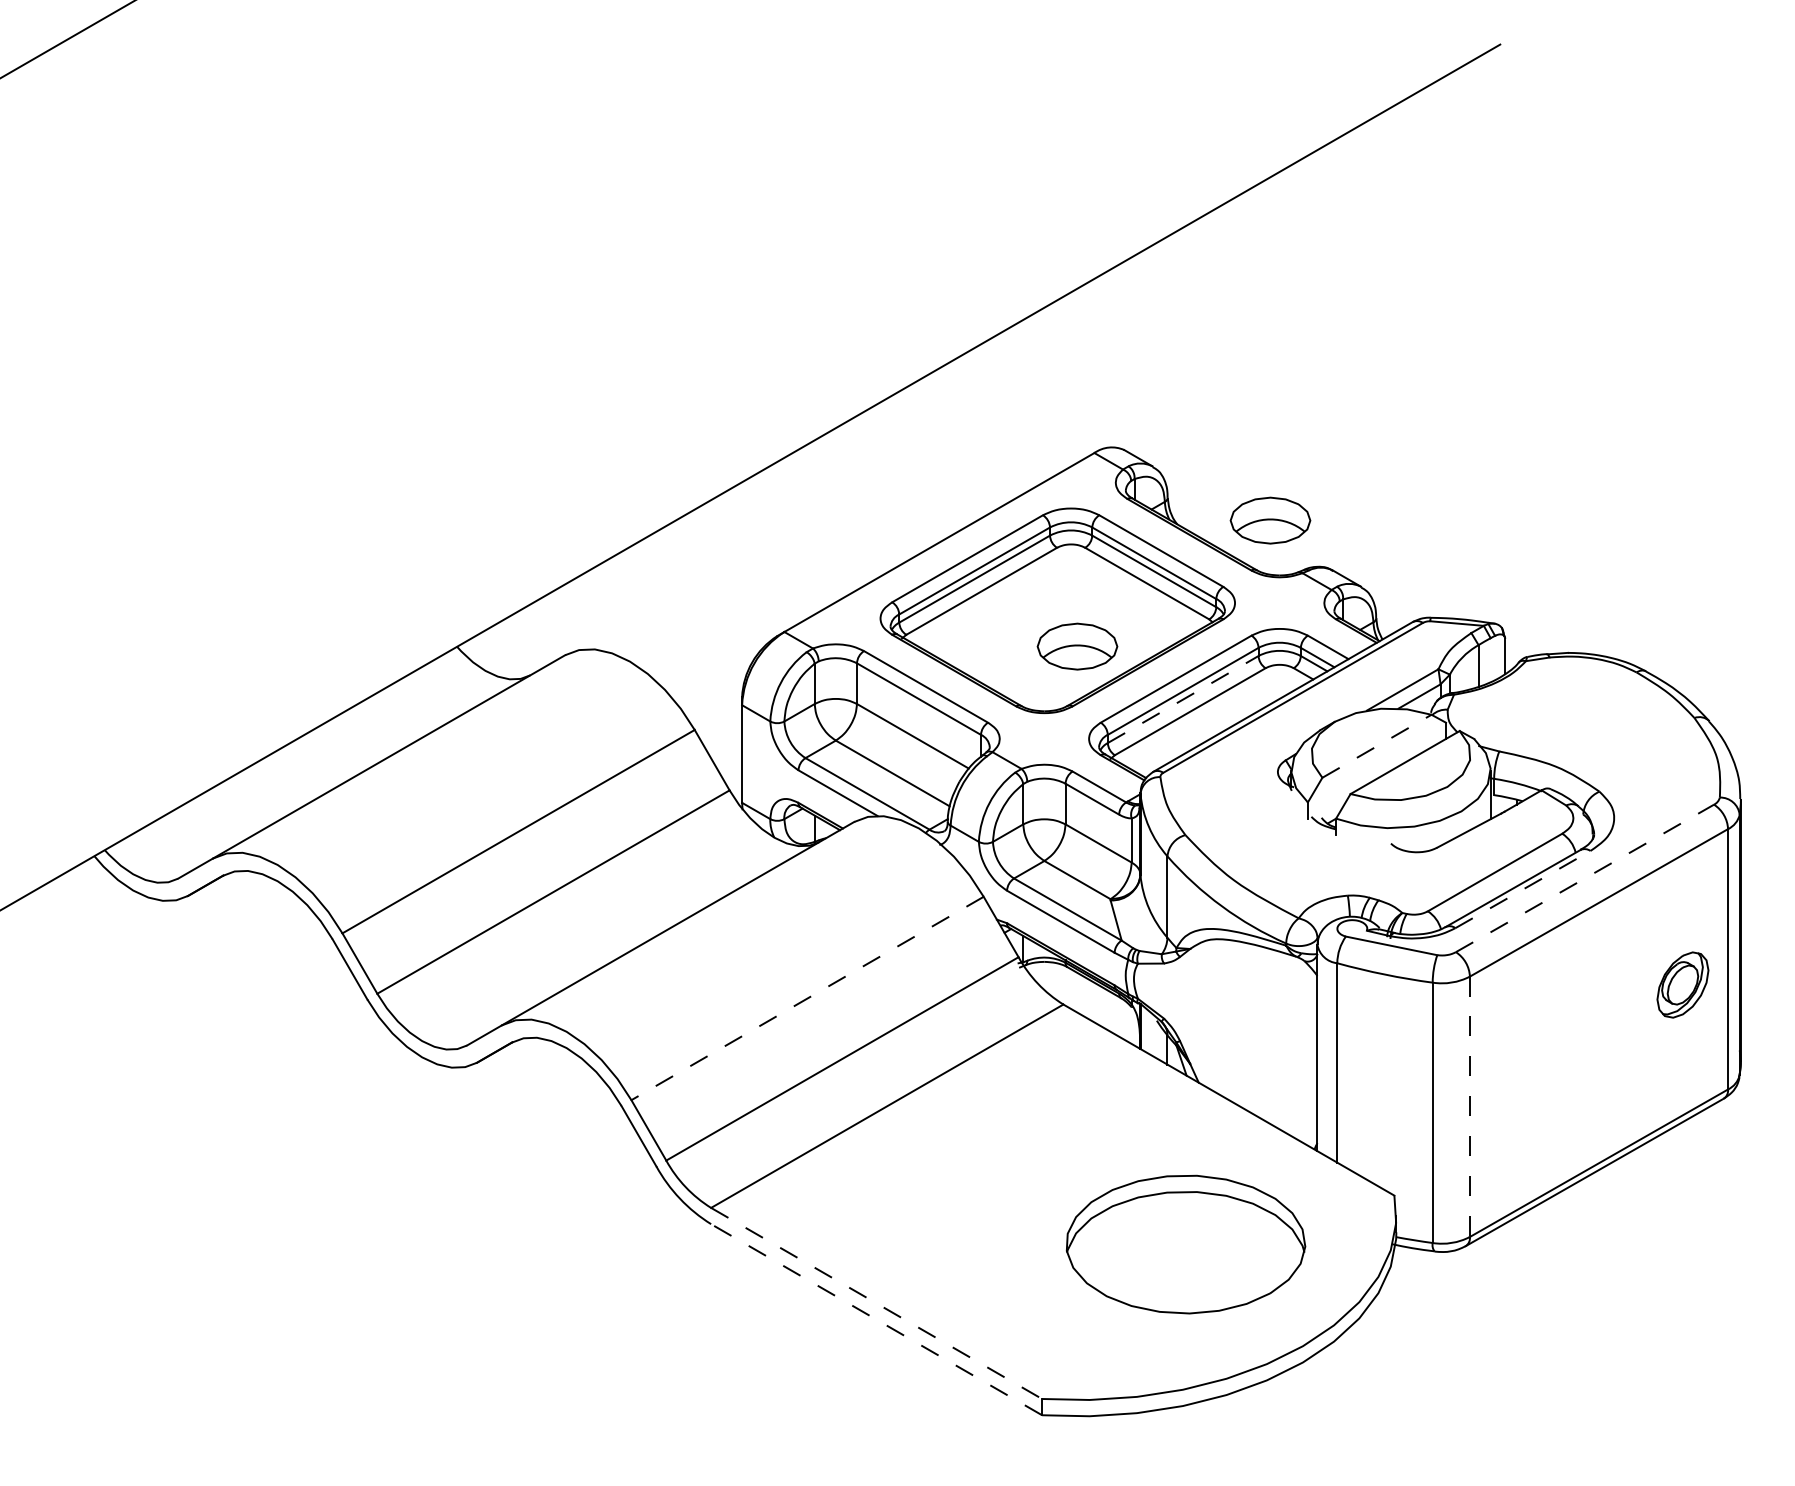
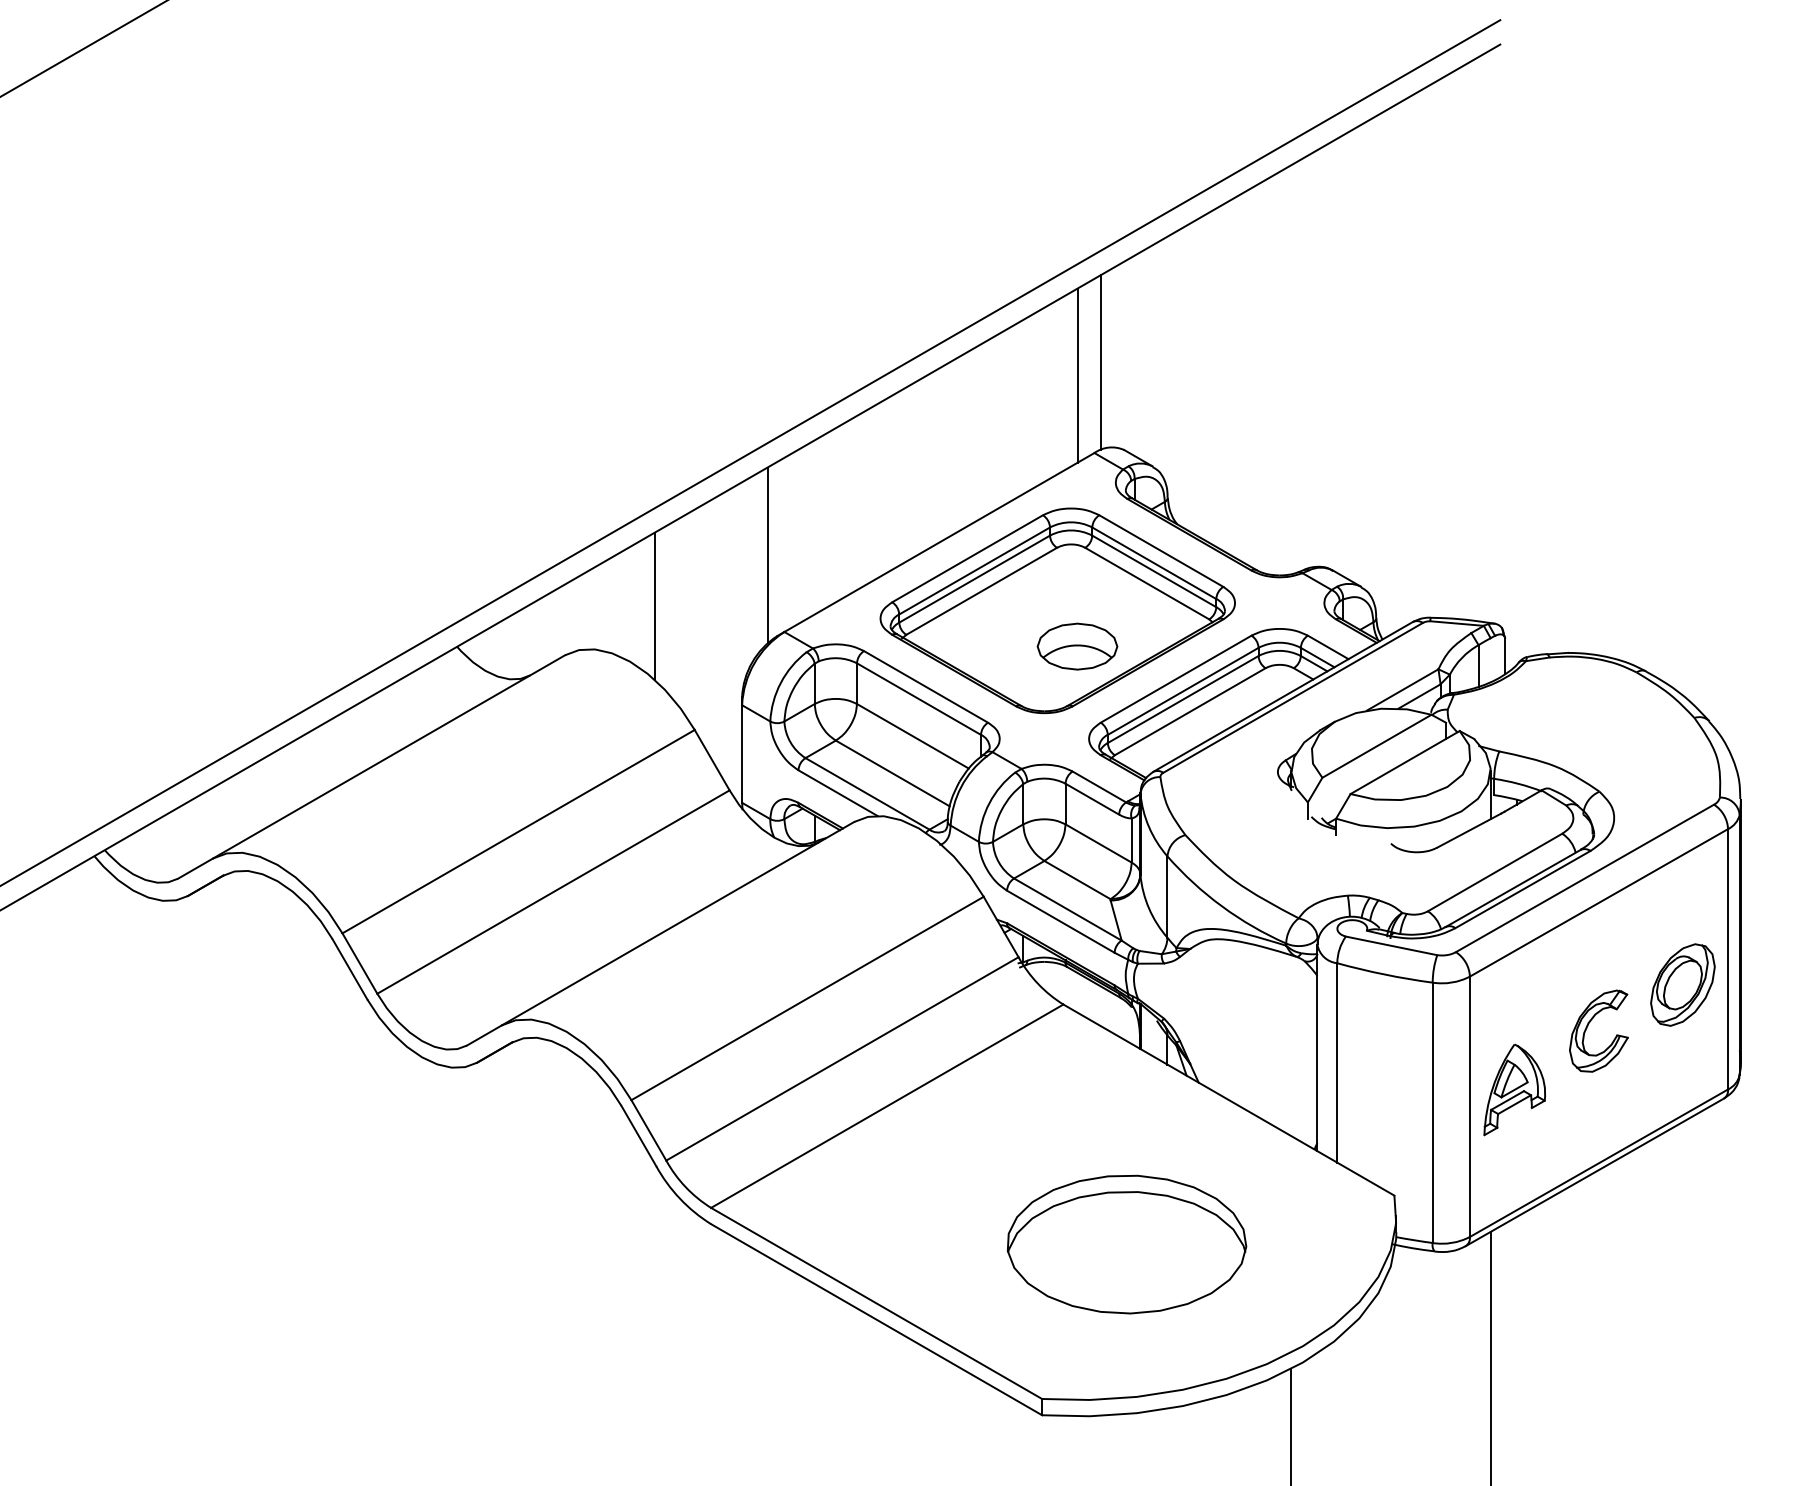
line position: (67, 39) -> (83, 48) (83, 48)
line: none -> present (1100, 362)
line: none -> present (1077, 375)
line: none -> present (751, 452)
part: present -> none (1270, 520)
line: none -> present (767, 555)
line: none -> present (654, 605)
line: dashed -> solid (1183, 699)
line: dashed -> solid (1377, 746)
line: dashed -> solid (1584, 878)
line: dashed -> solid (1522, 889)
part size: 54x68 px -> 66x84 px (1682, 984)
line: dashed -> solid (807, 998)
part: none -> present (1588, 1026)
part: none -> present (1514, 1089)
line: dashed -> solid (1469, 1107)
part position: (1185, 1244) -> (1126, 1244) (1126, 1244)
line: dashed -> solid (877, 1303)
line: dashed -> solid (876, 1319)
line: none -> present (1490, 1356)
line: none -> present (1291, 1425)
